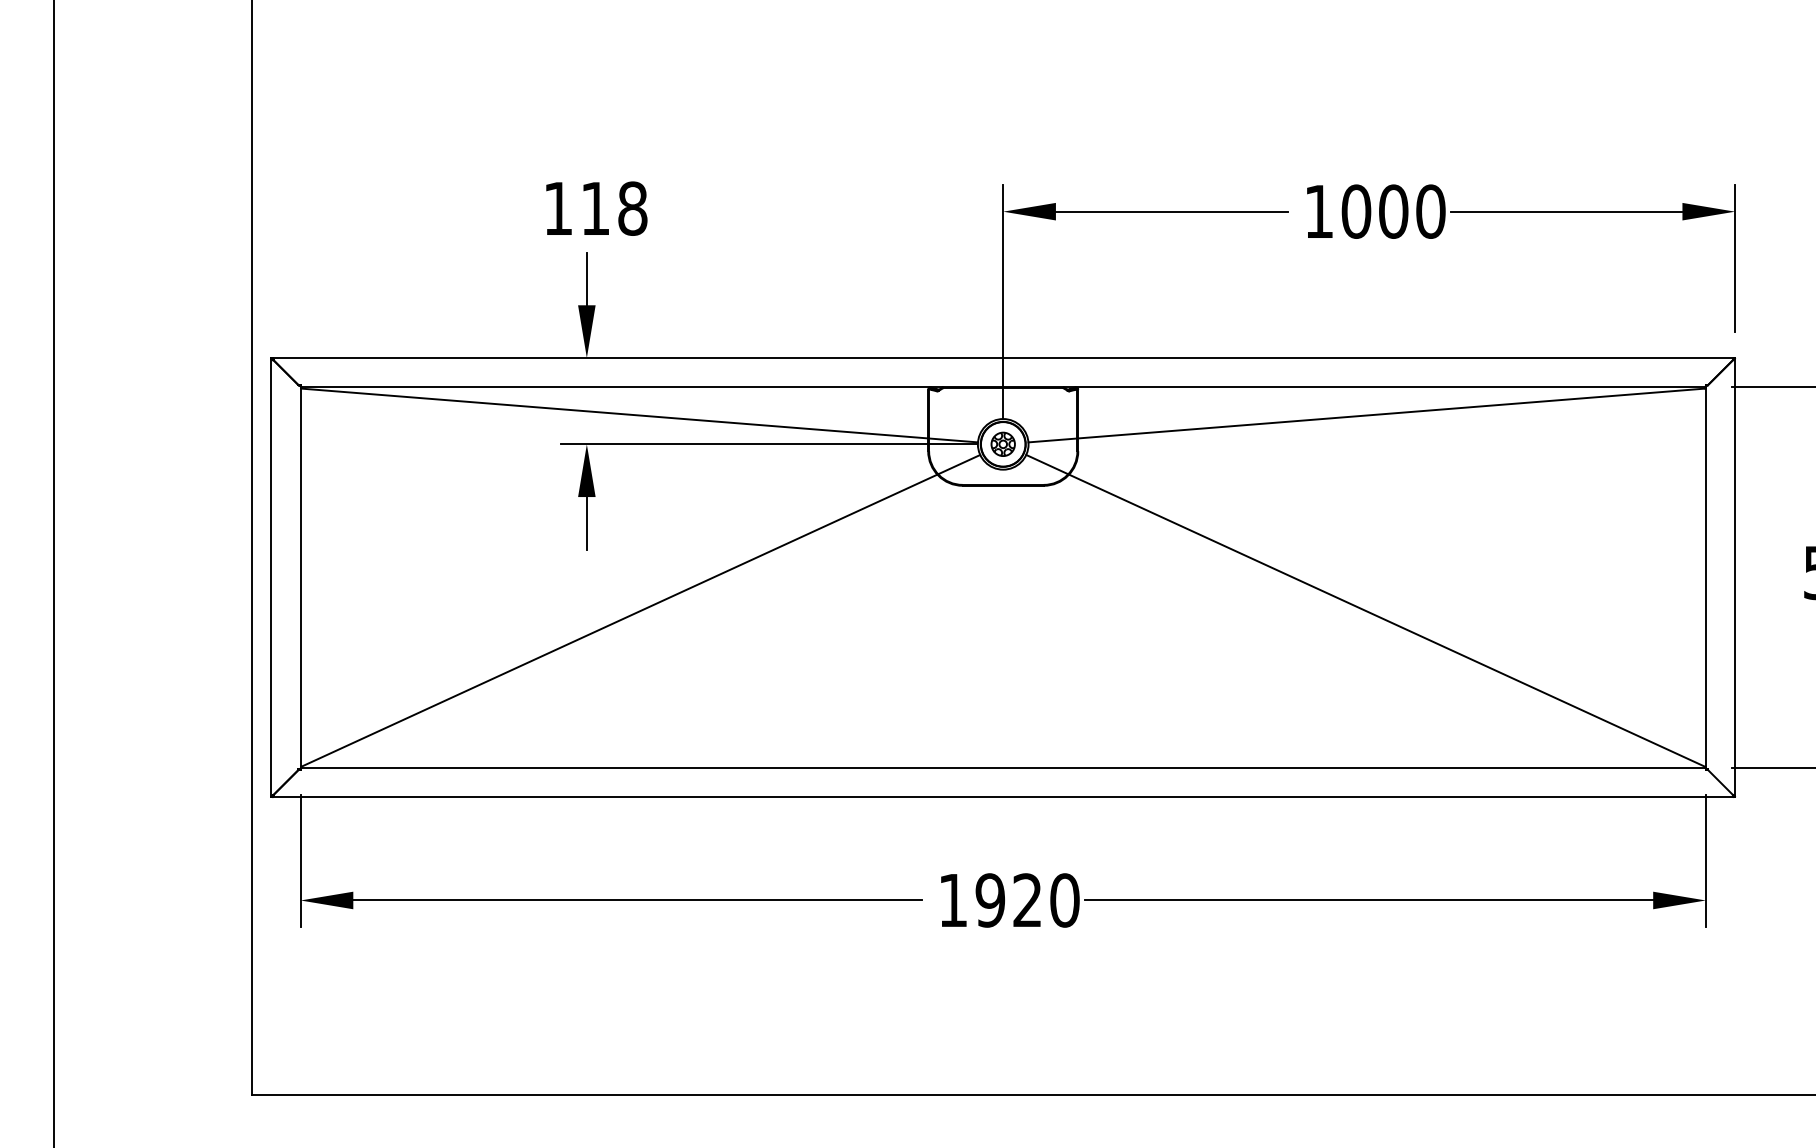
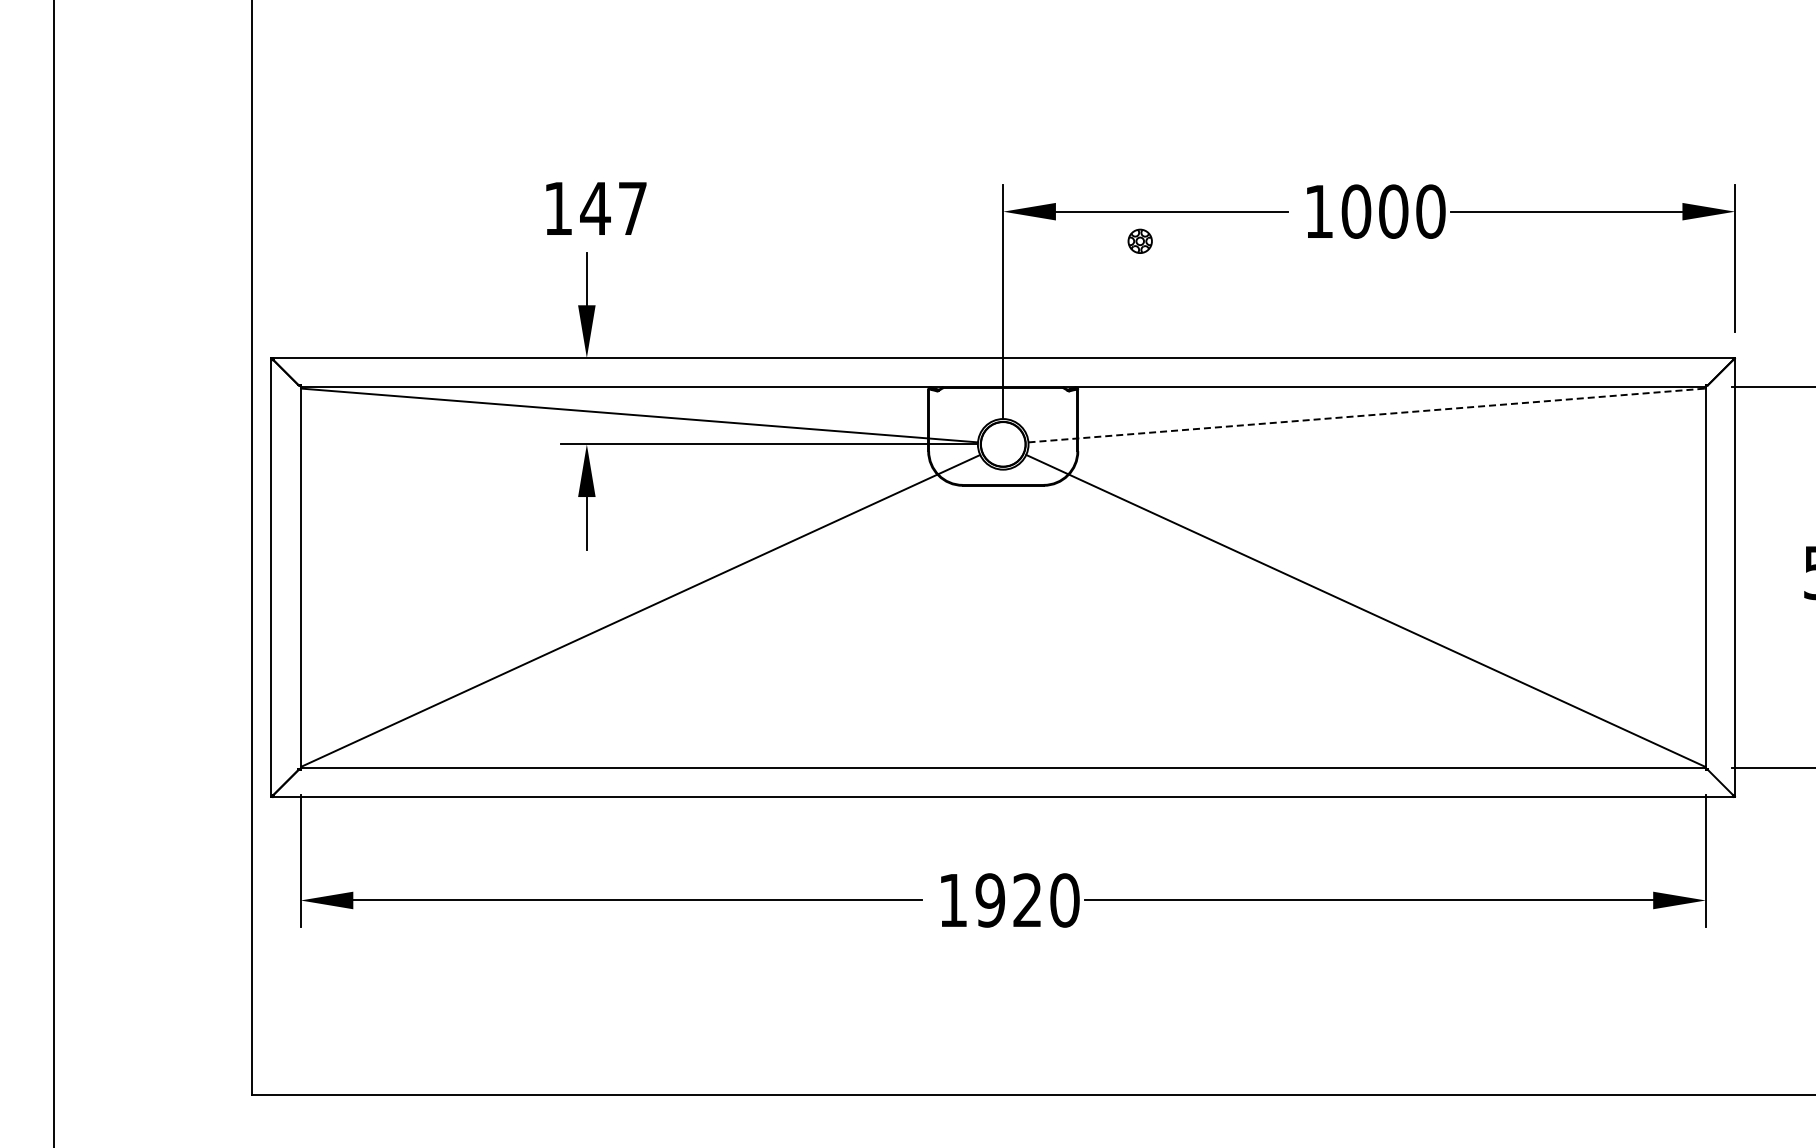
text: 118 -> 147 (613, 208)
line: solid -> dashed (1366, 415)
part position: (1002, 443) -> (1139, 240) (1139, 240)
